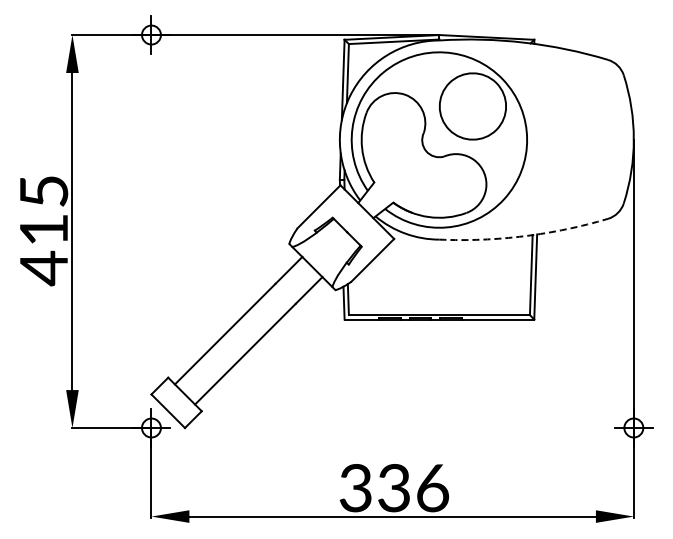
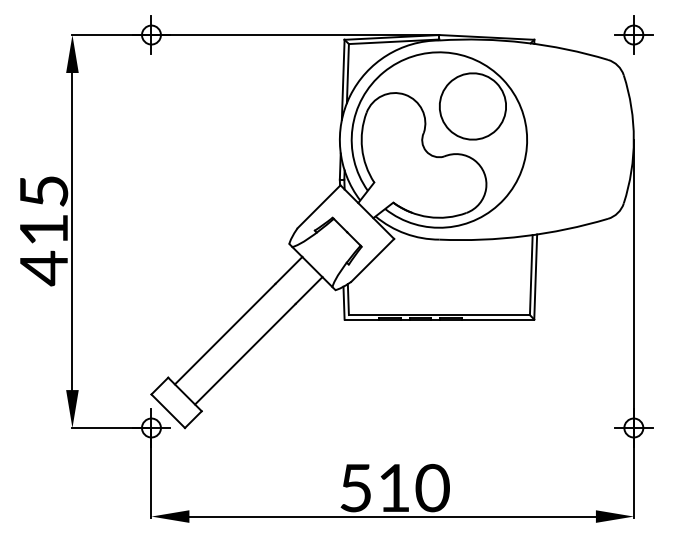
part: none -> present (633, 34)
arc: dashed -> solid (524, 236)
text: 336 -> 510 (394, 488)
